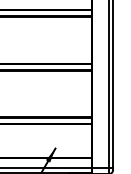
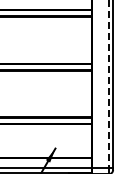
line: solid -> dashed (108, 84)
